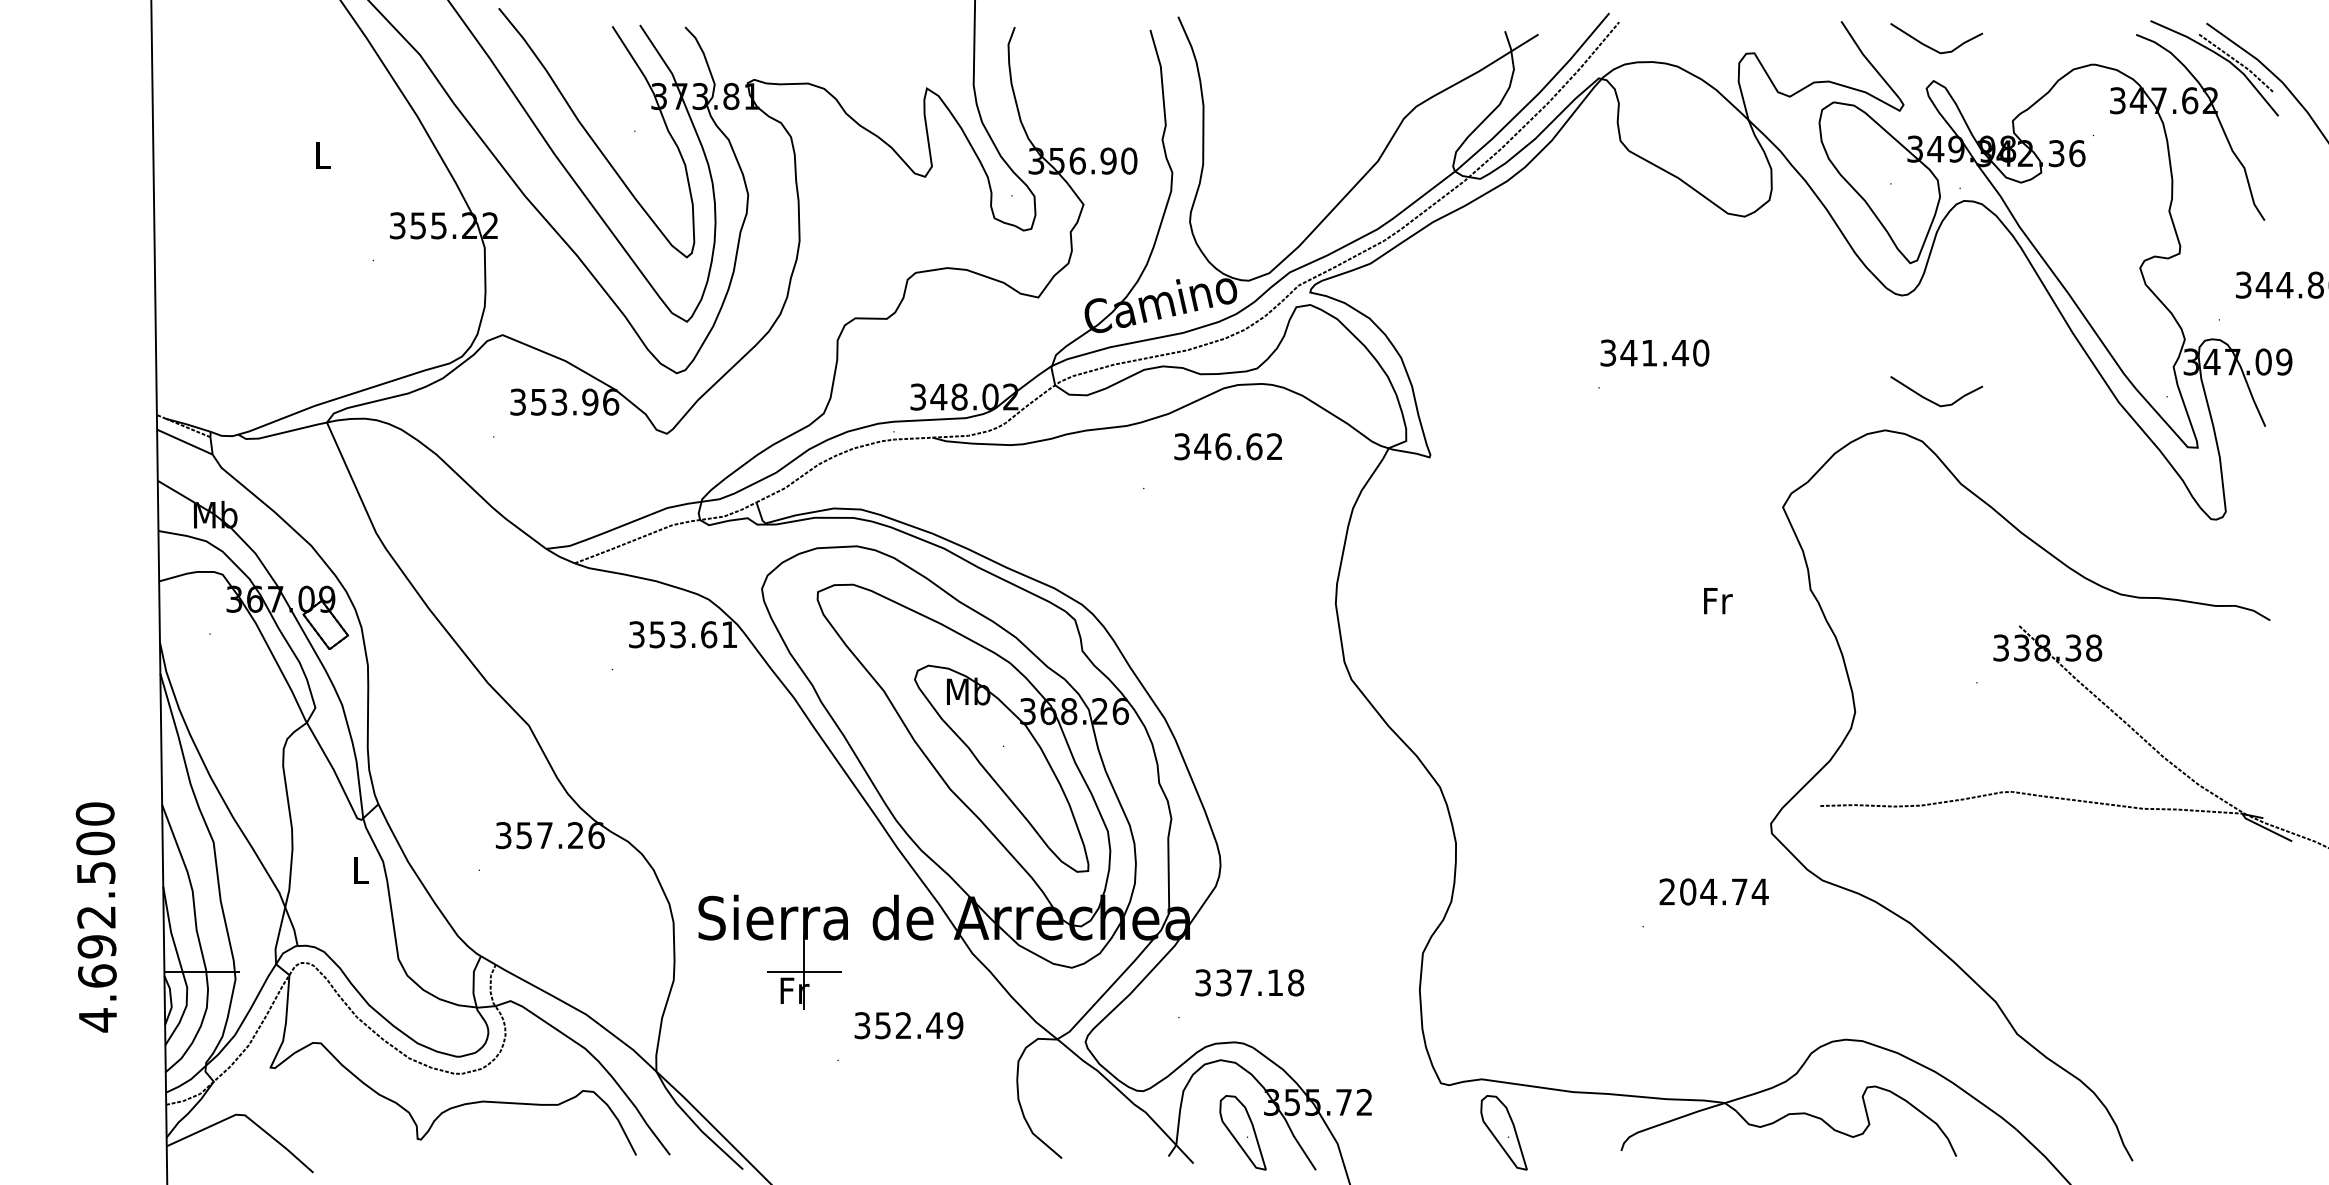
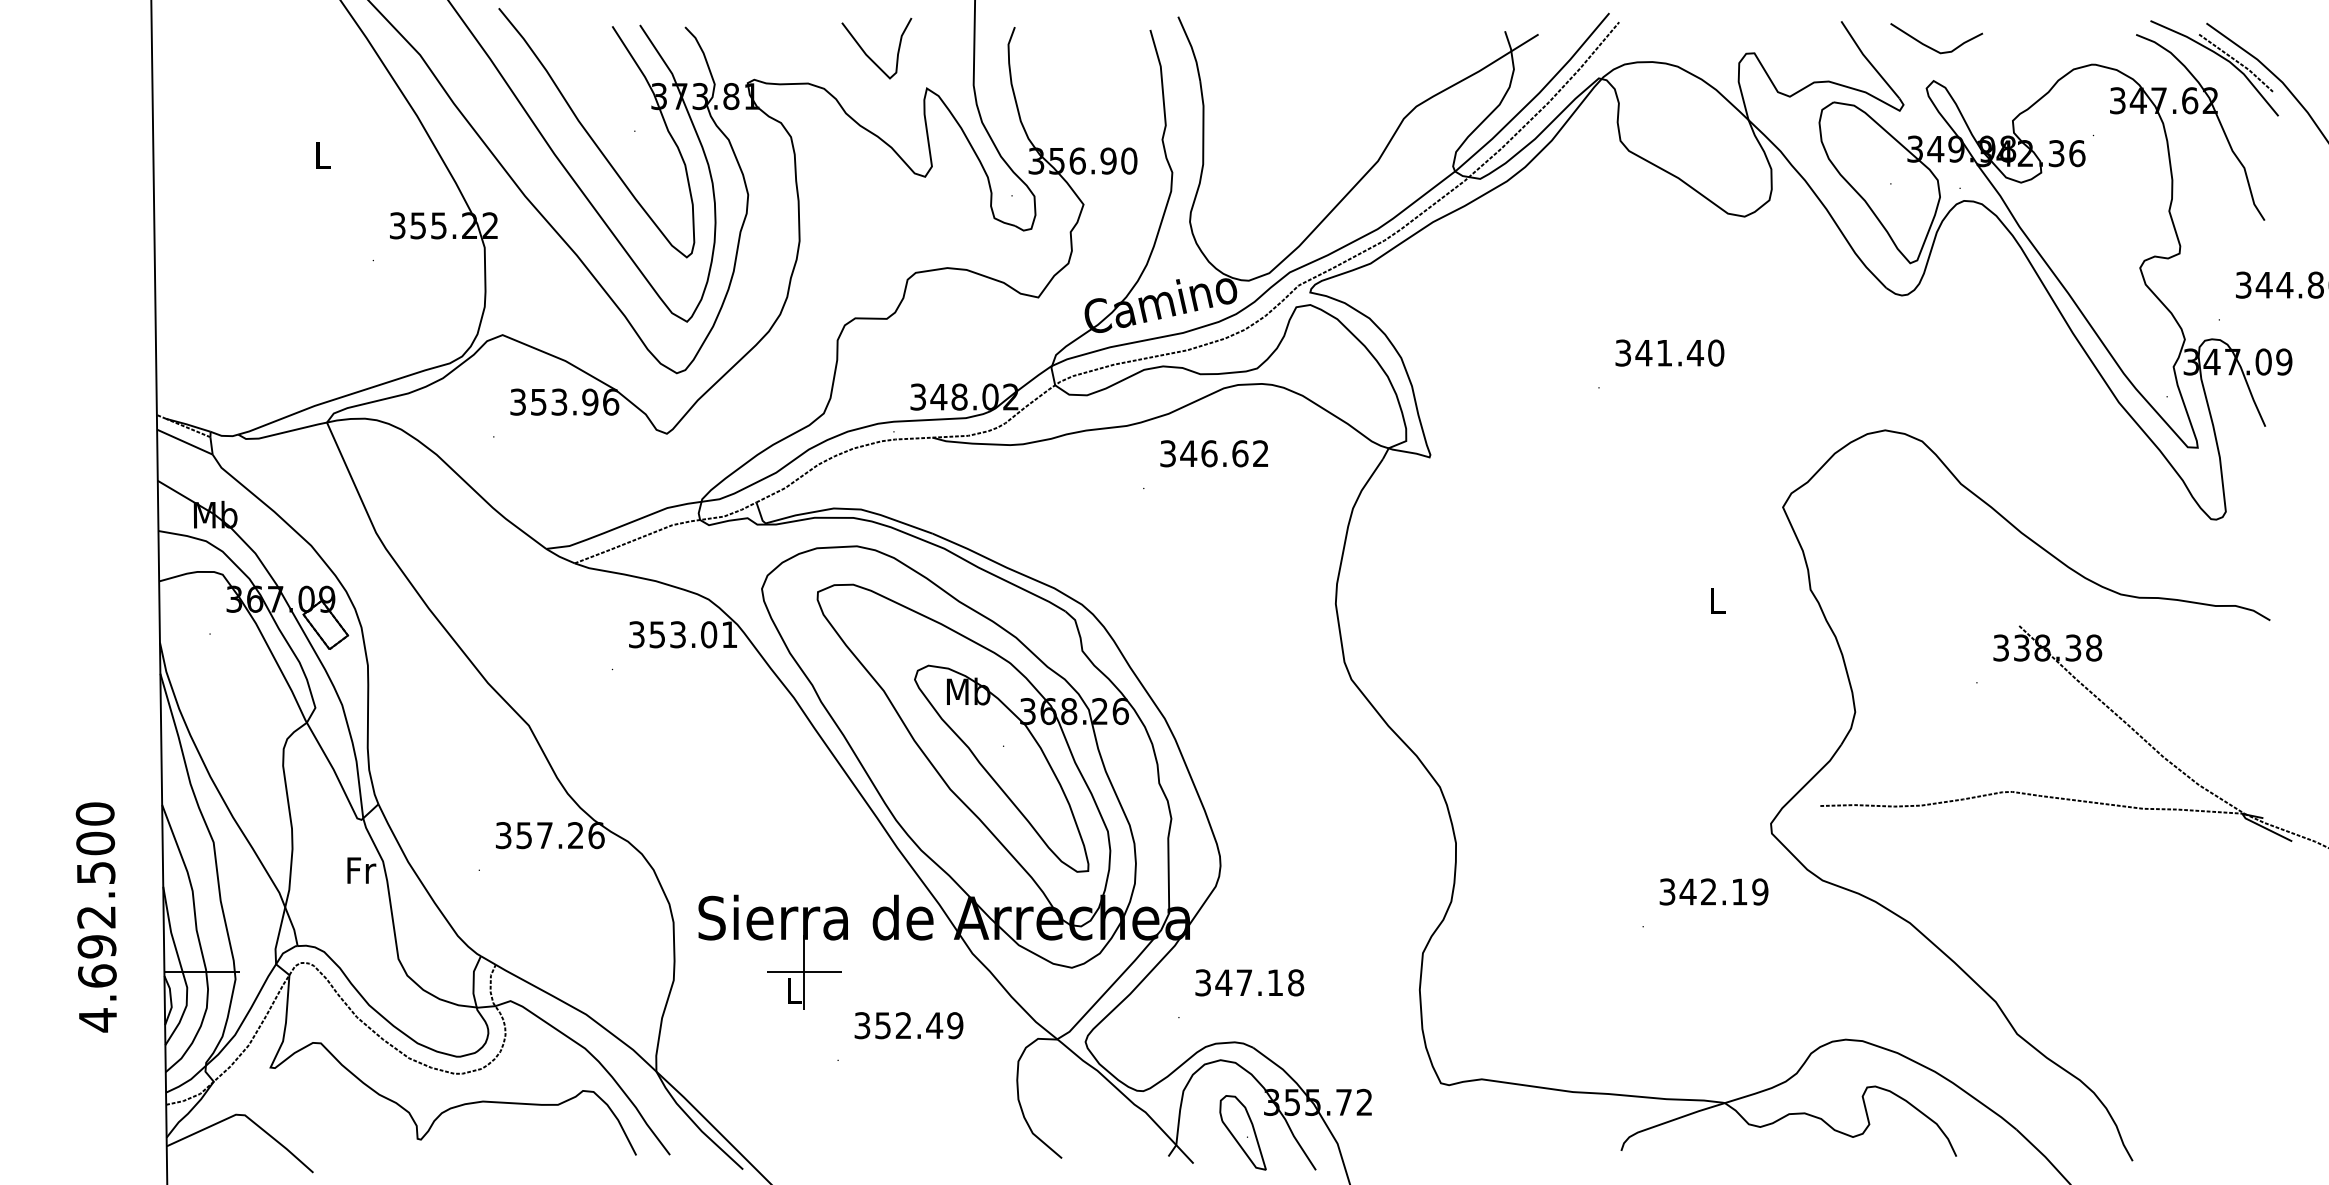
curve: none -> present (868, 55)
text position: (1654, 352) -> (1669, 352) (1669, 352)
curve: present -> none (1931, 400)
text position: (1227, 446) -> (1213, 453) (1213, 453)
text: Fr -> L (1718, 601)
text: 353.61 -> 353.01 (709, 634)
text: L -> Fr (361, 870)
text: 204.74 -> 342.19 (1713, 891)
text: 337.18 -> 347.18 (1223, 982)
text: Fr -> L (794, 990)
part: present -> none (1503, 1132)
